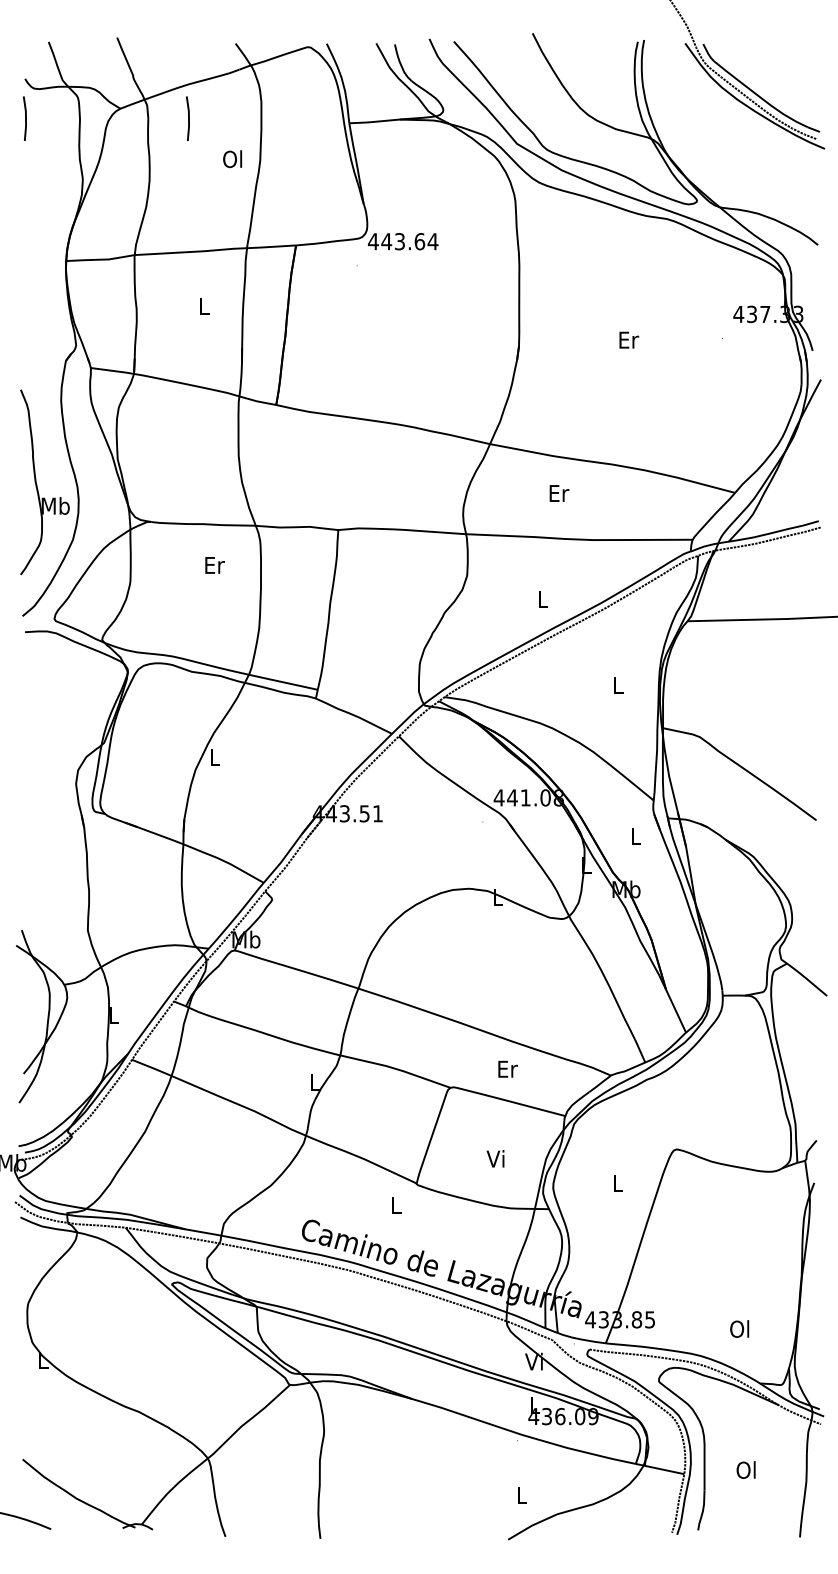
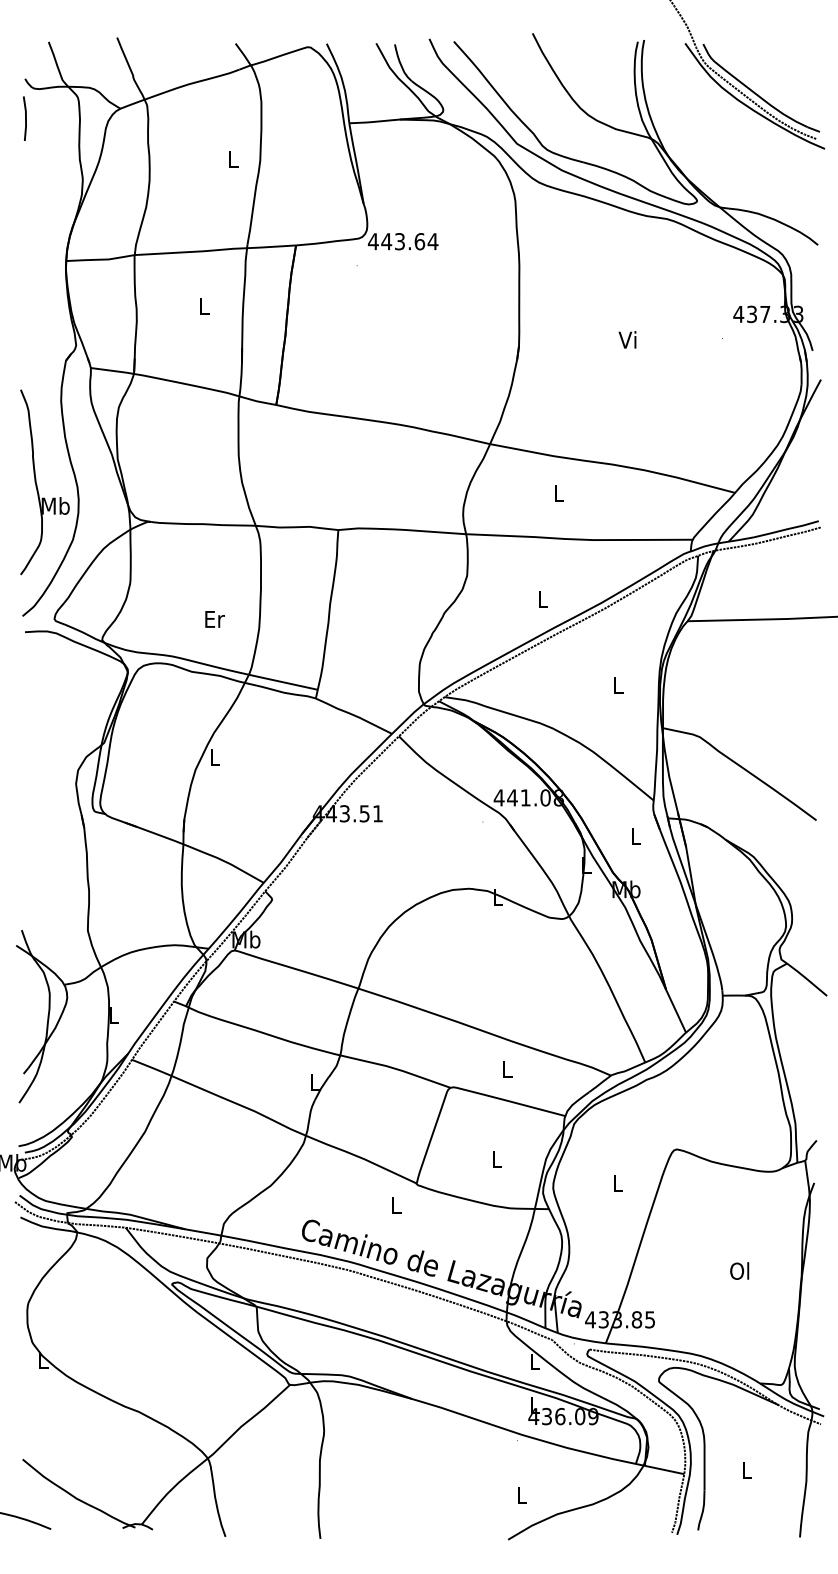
line: present -> none (188, 118)
text: Ol -> L (232, 159)
text: Er -> Vi (628, 339)
text: Er -> L (559, 493)
text position: (214, 565) -> (214, 619) (214, 619)
text: Er -> L (507, 1068)
text: Vi -> L (495, 1158)
text position: (739, 1328) -> (739, 1270) (739, 1270)
text: Vi -> L (533, 1361)
text: Ol -> L (745, 1469)
